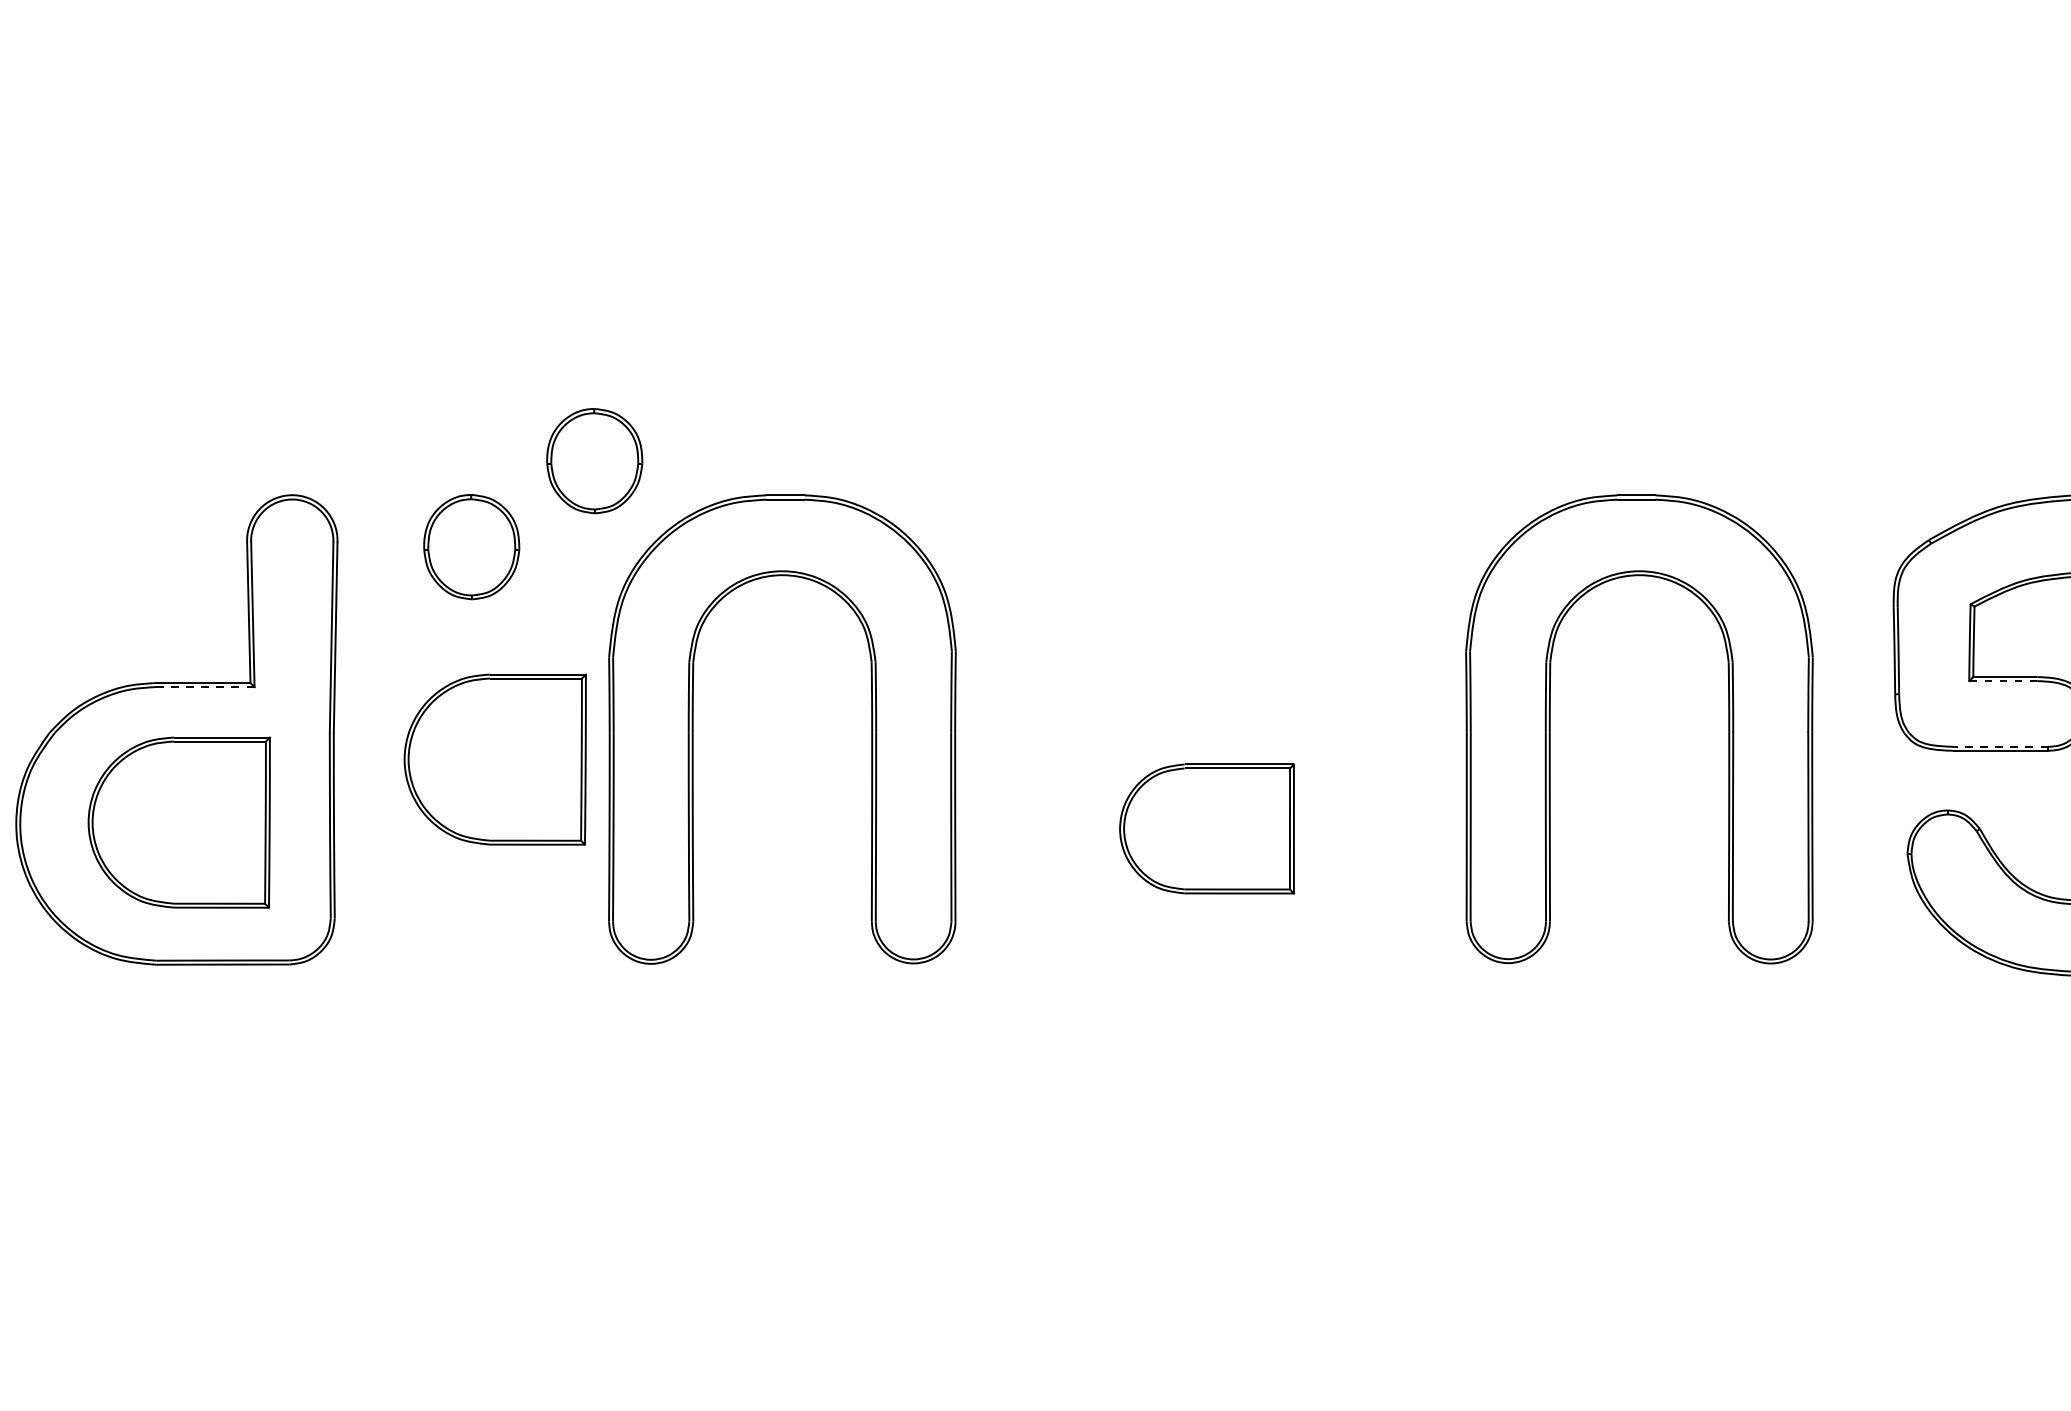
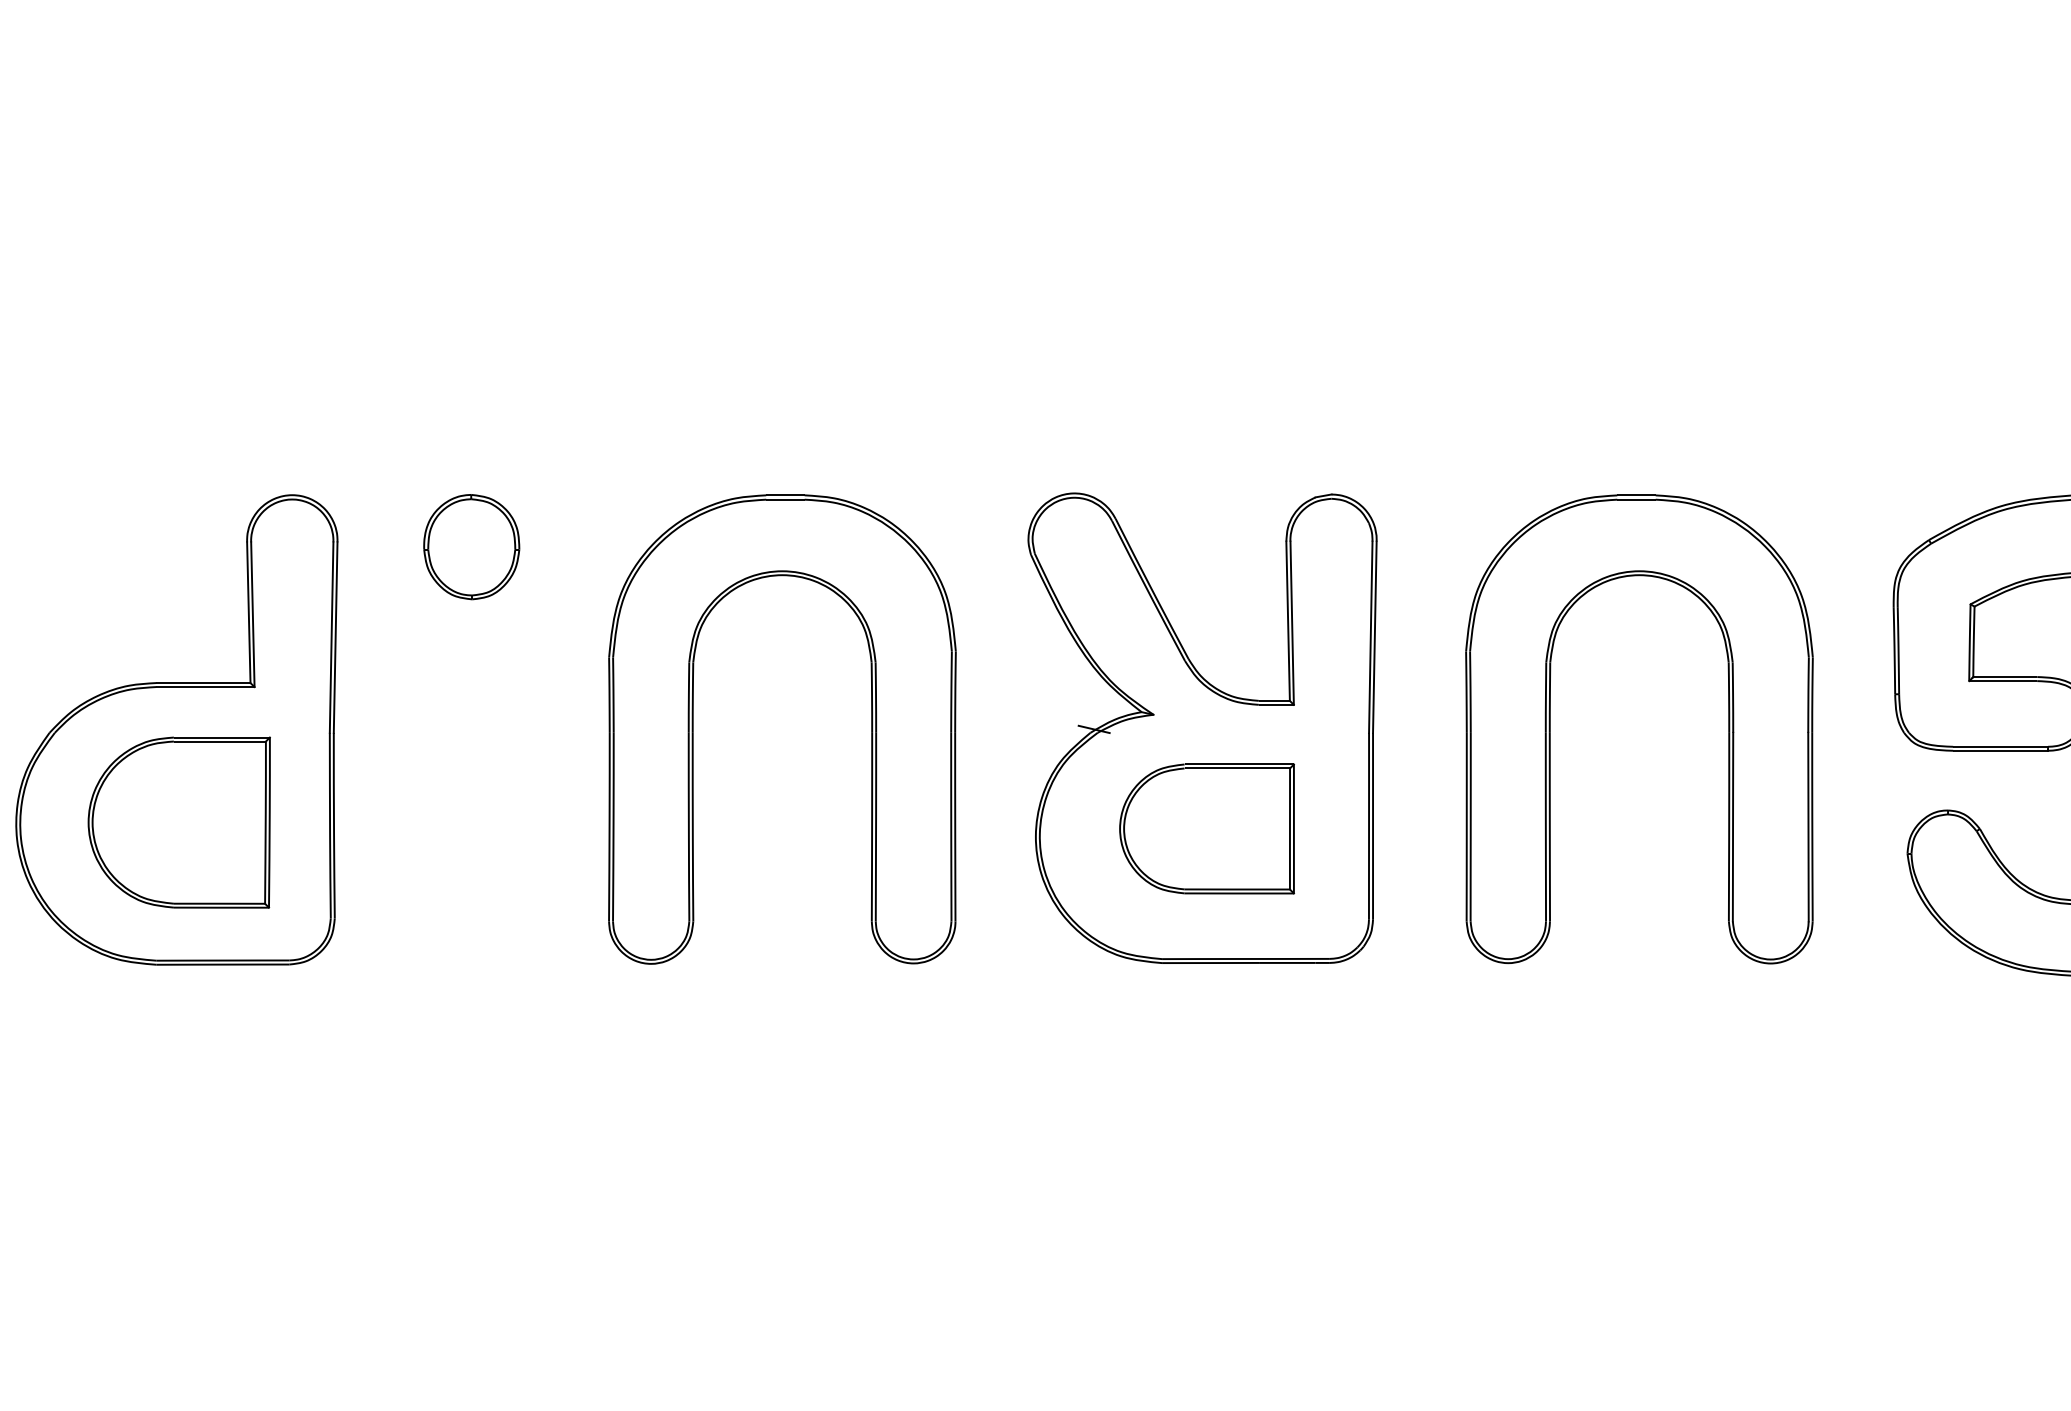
part: present -> none (594, 461)
line: dashed -> solid (2003, 681)
line: dashed -> solid (206, 687)
part: none -> present (1202, 727)
line: dashed -> solid (1999, 746)
part: present -> none (494, 759)
